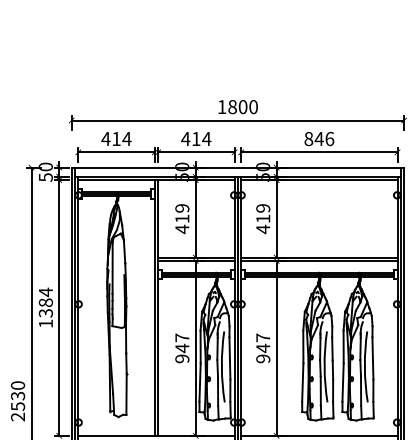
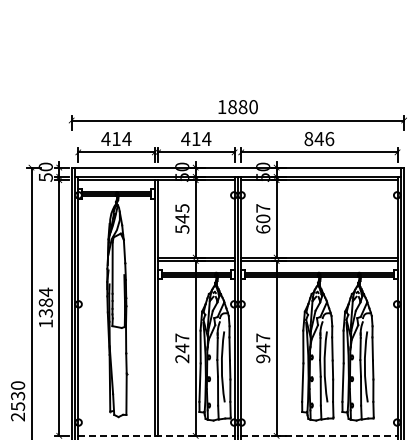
text: 1800 -> 1880 (242, 106)
text: 419 -> 545 (182, 219)
text: 419 -> 607 (263, 219)
text: 947 -> 247 (182, 358)
line: solid -> dashed (156, 435)
line: solid -> dashed (319, 435)
